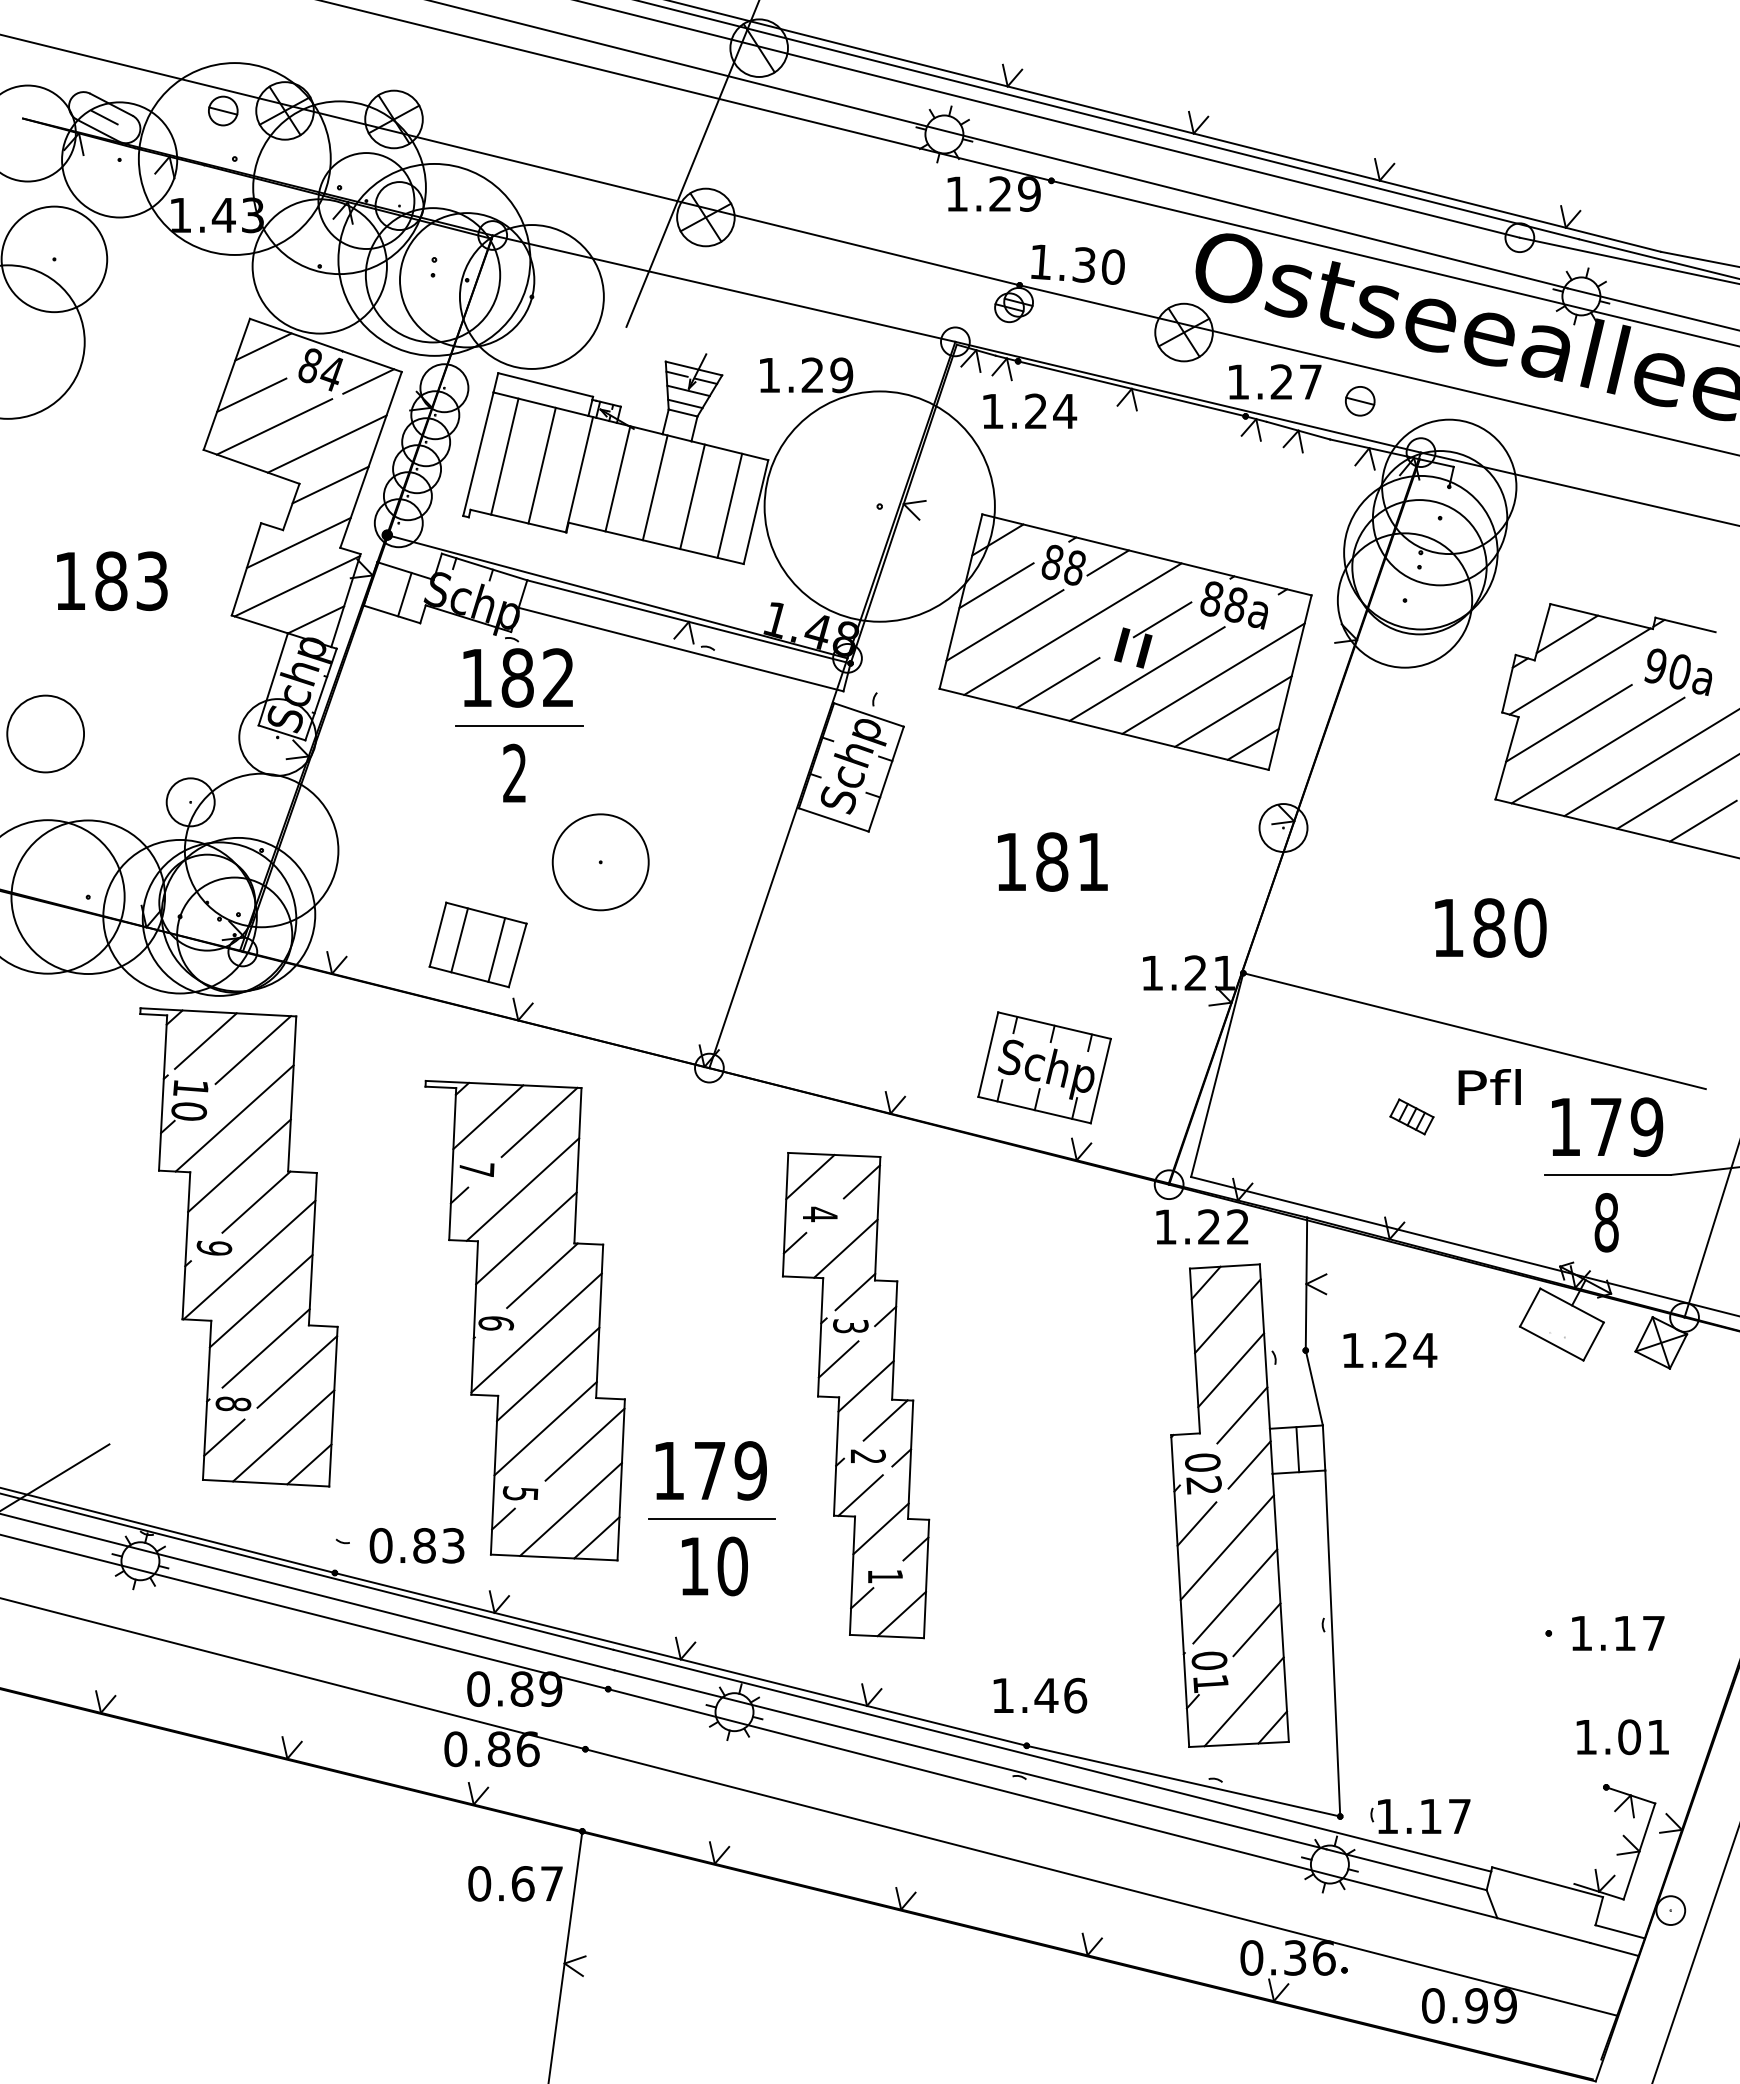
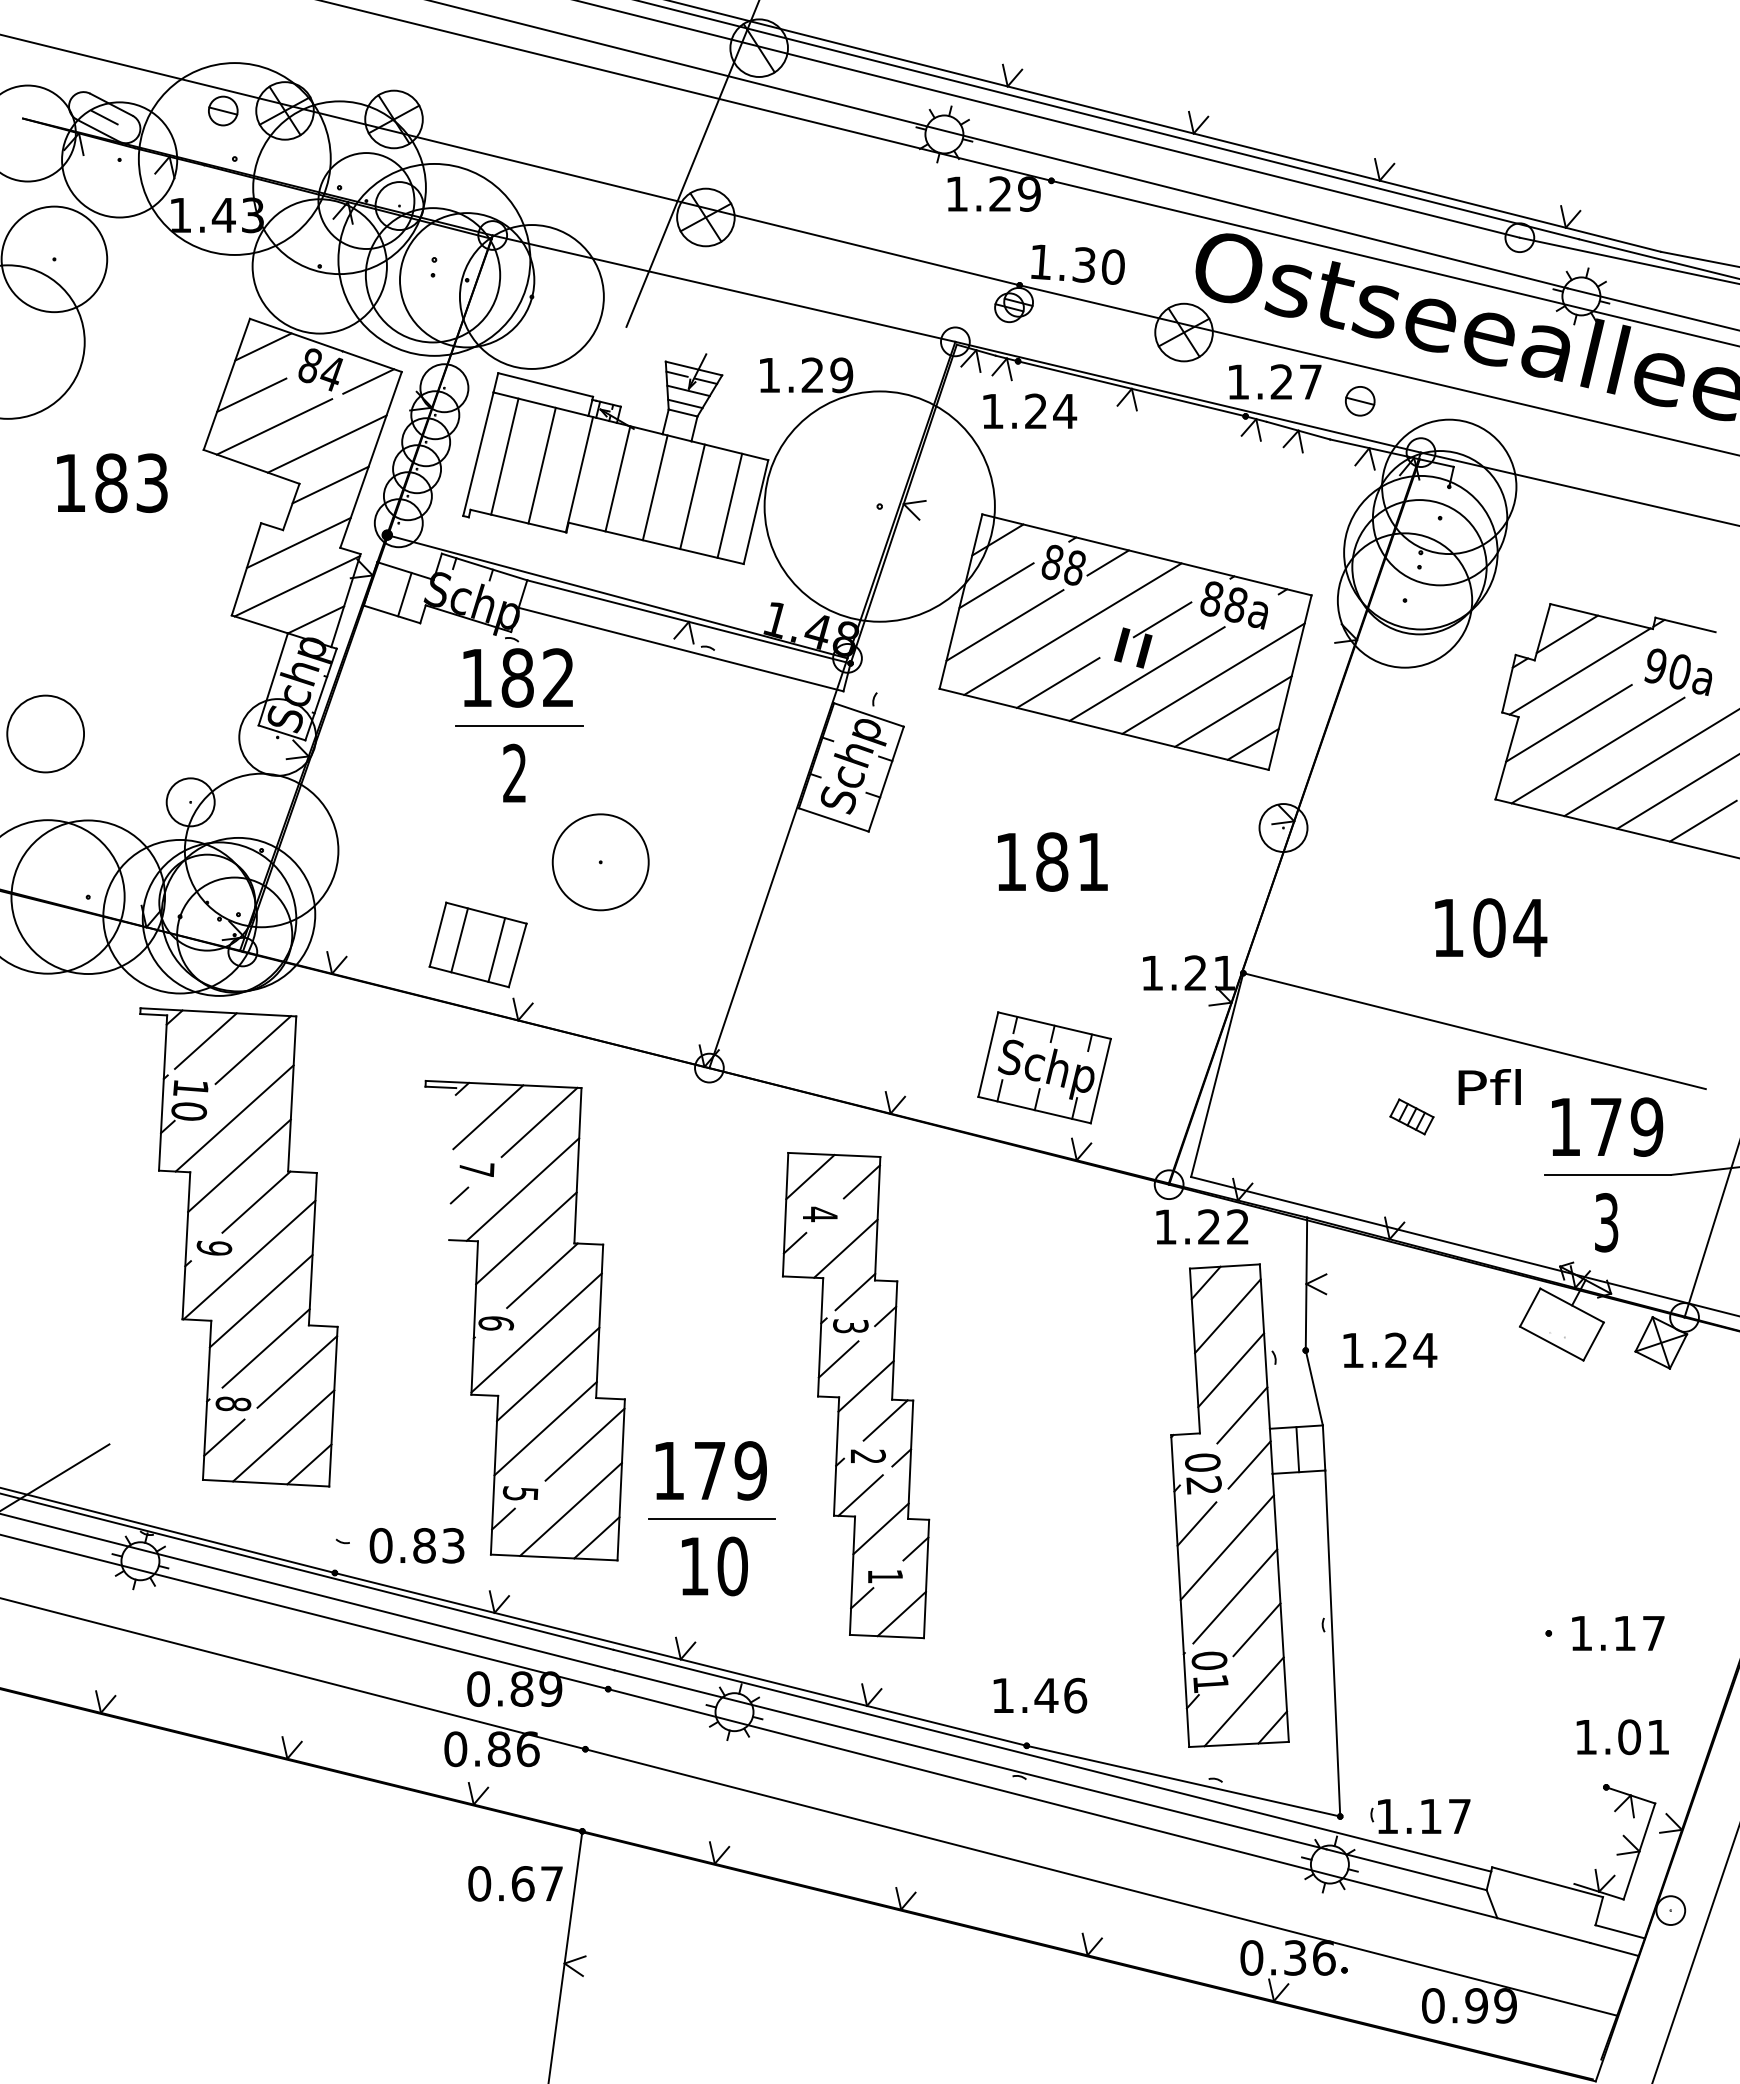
text position: (112, 580) -> (112, 482) (112, 482)
text: 180 -> 104 (1510, 927)
line: present -> none (452, 1164)
text: 8 -> 3 (1606, 1222)
